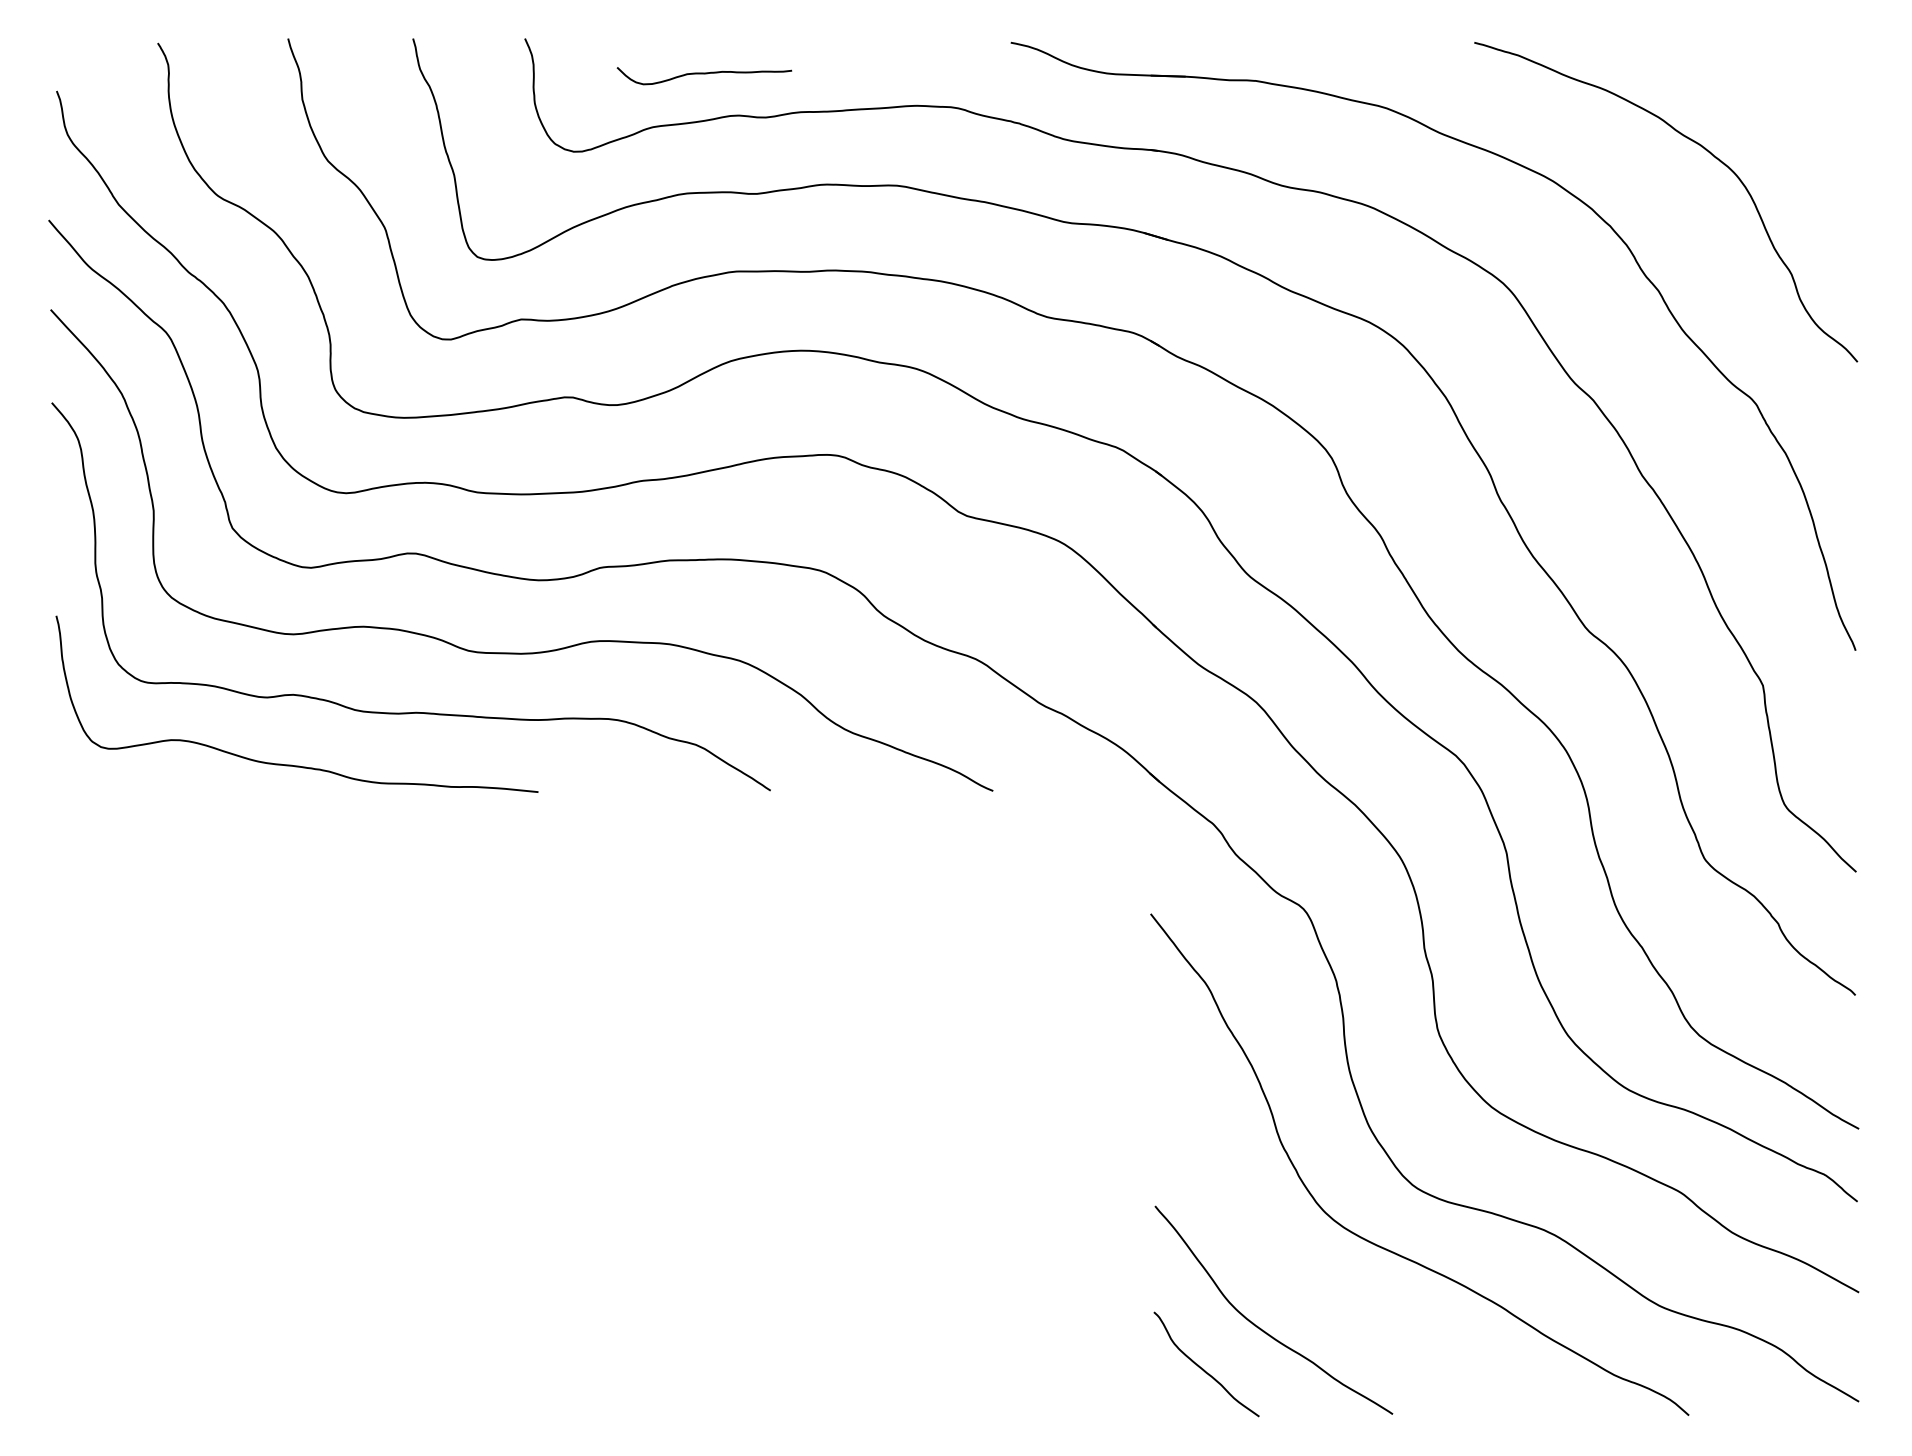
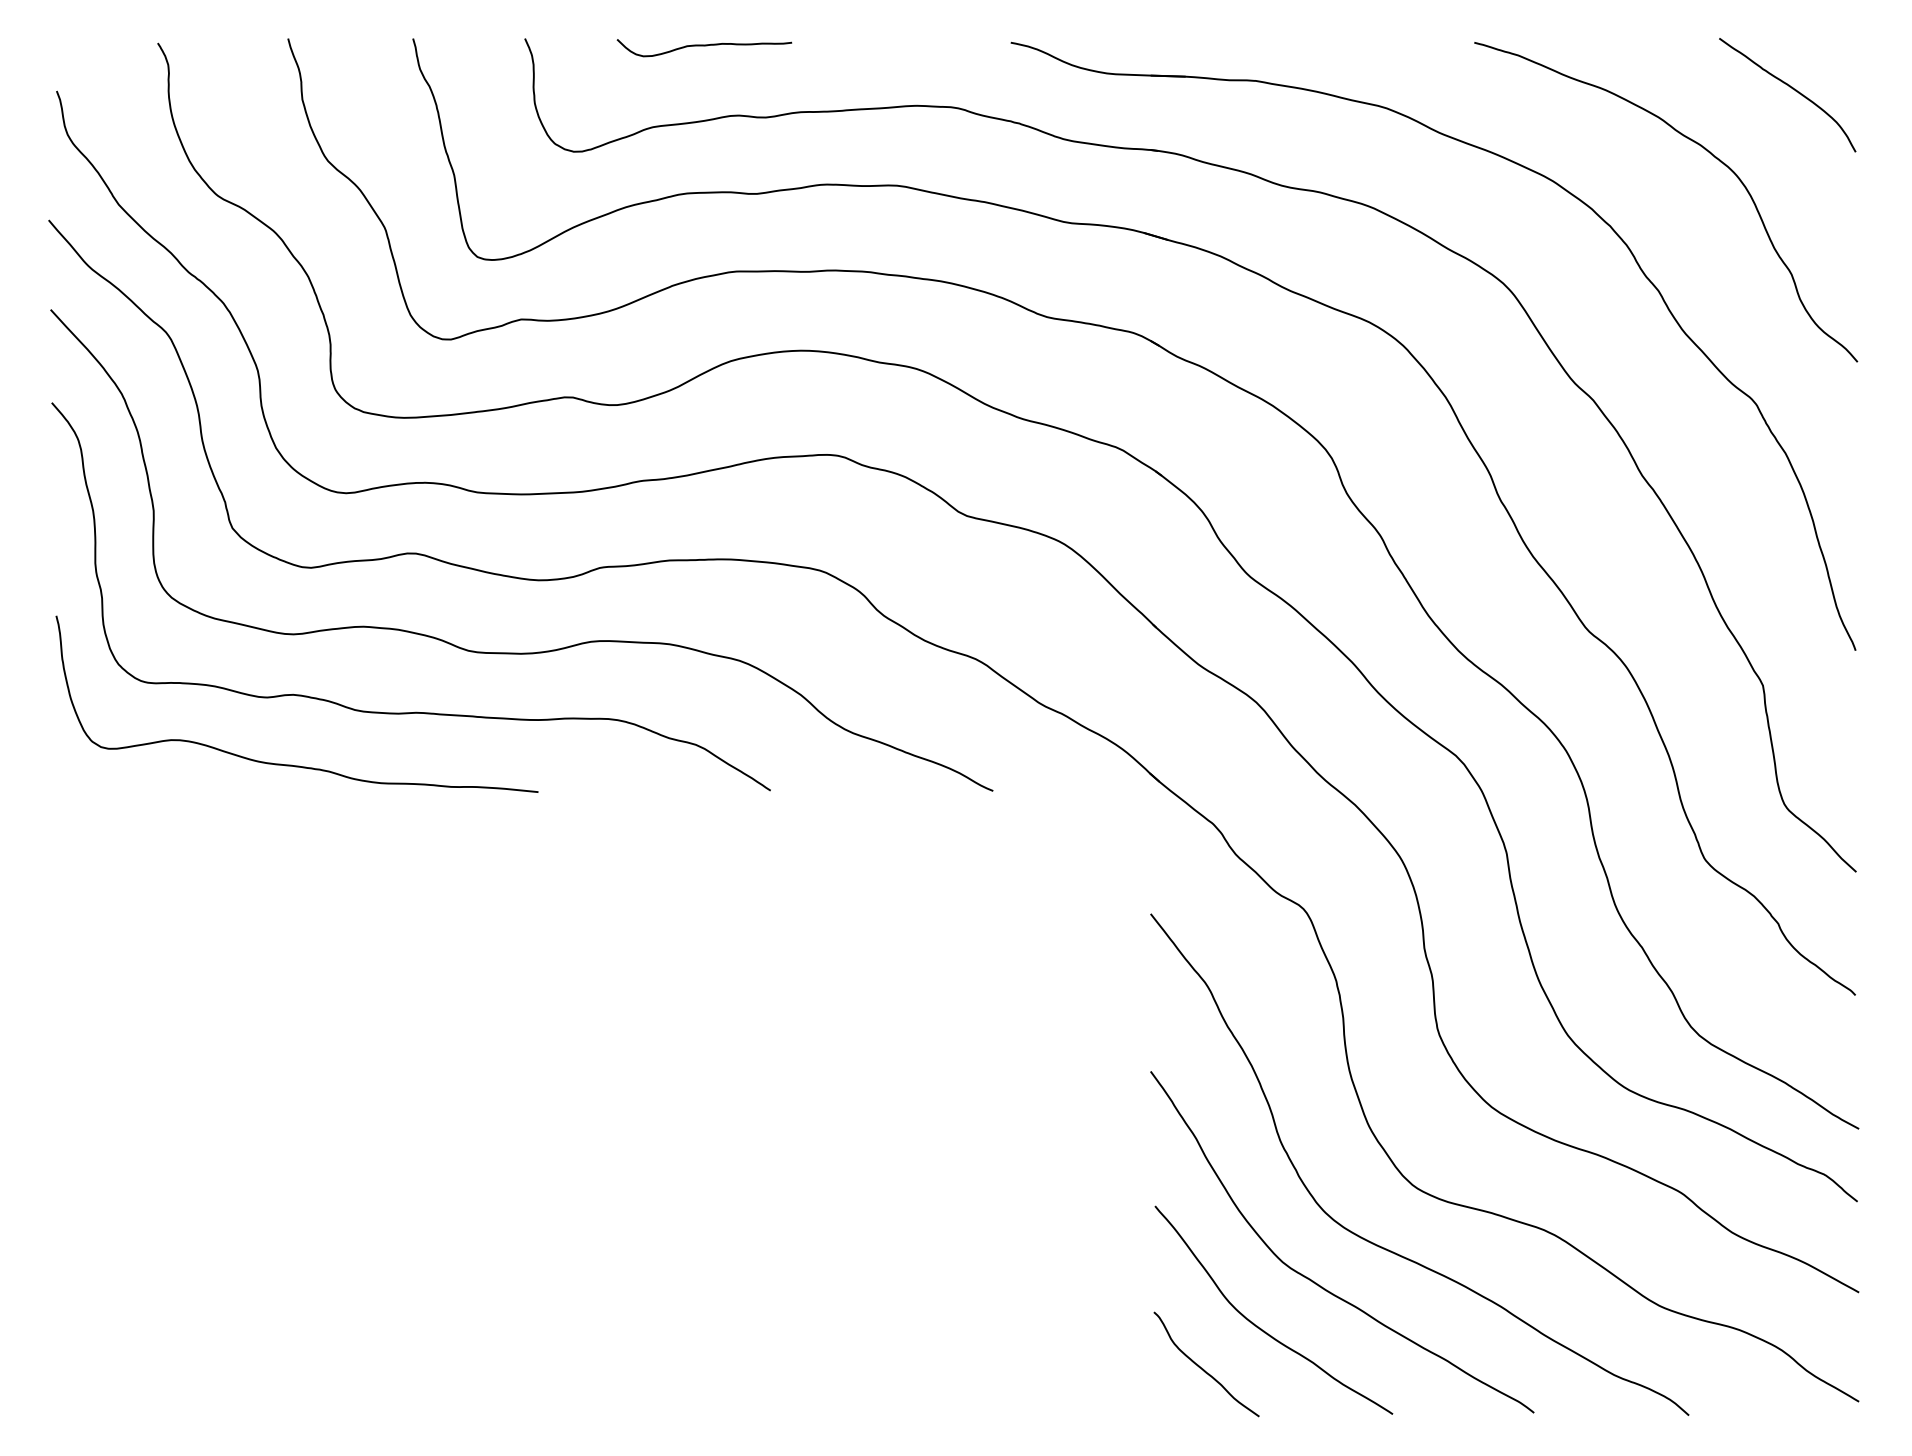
curve position: (704, 74) -> (704, 46) (704, 46)
curve: none -> present (1792, 89)
curve: none -> present (1316, 1282)
